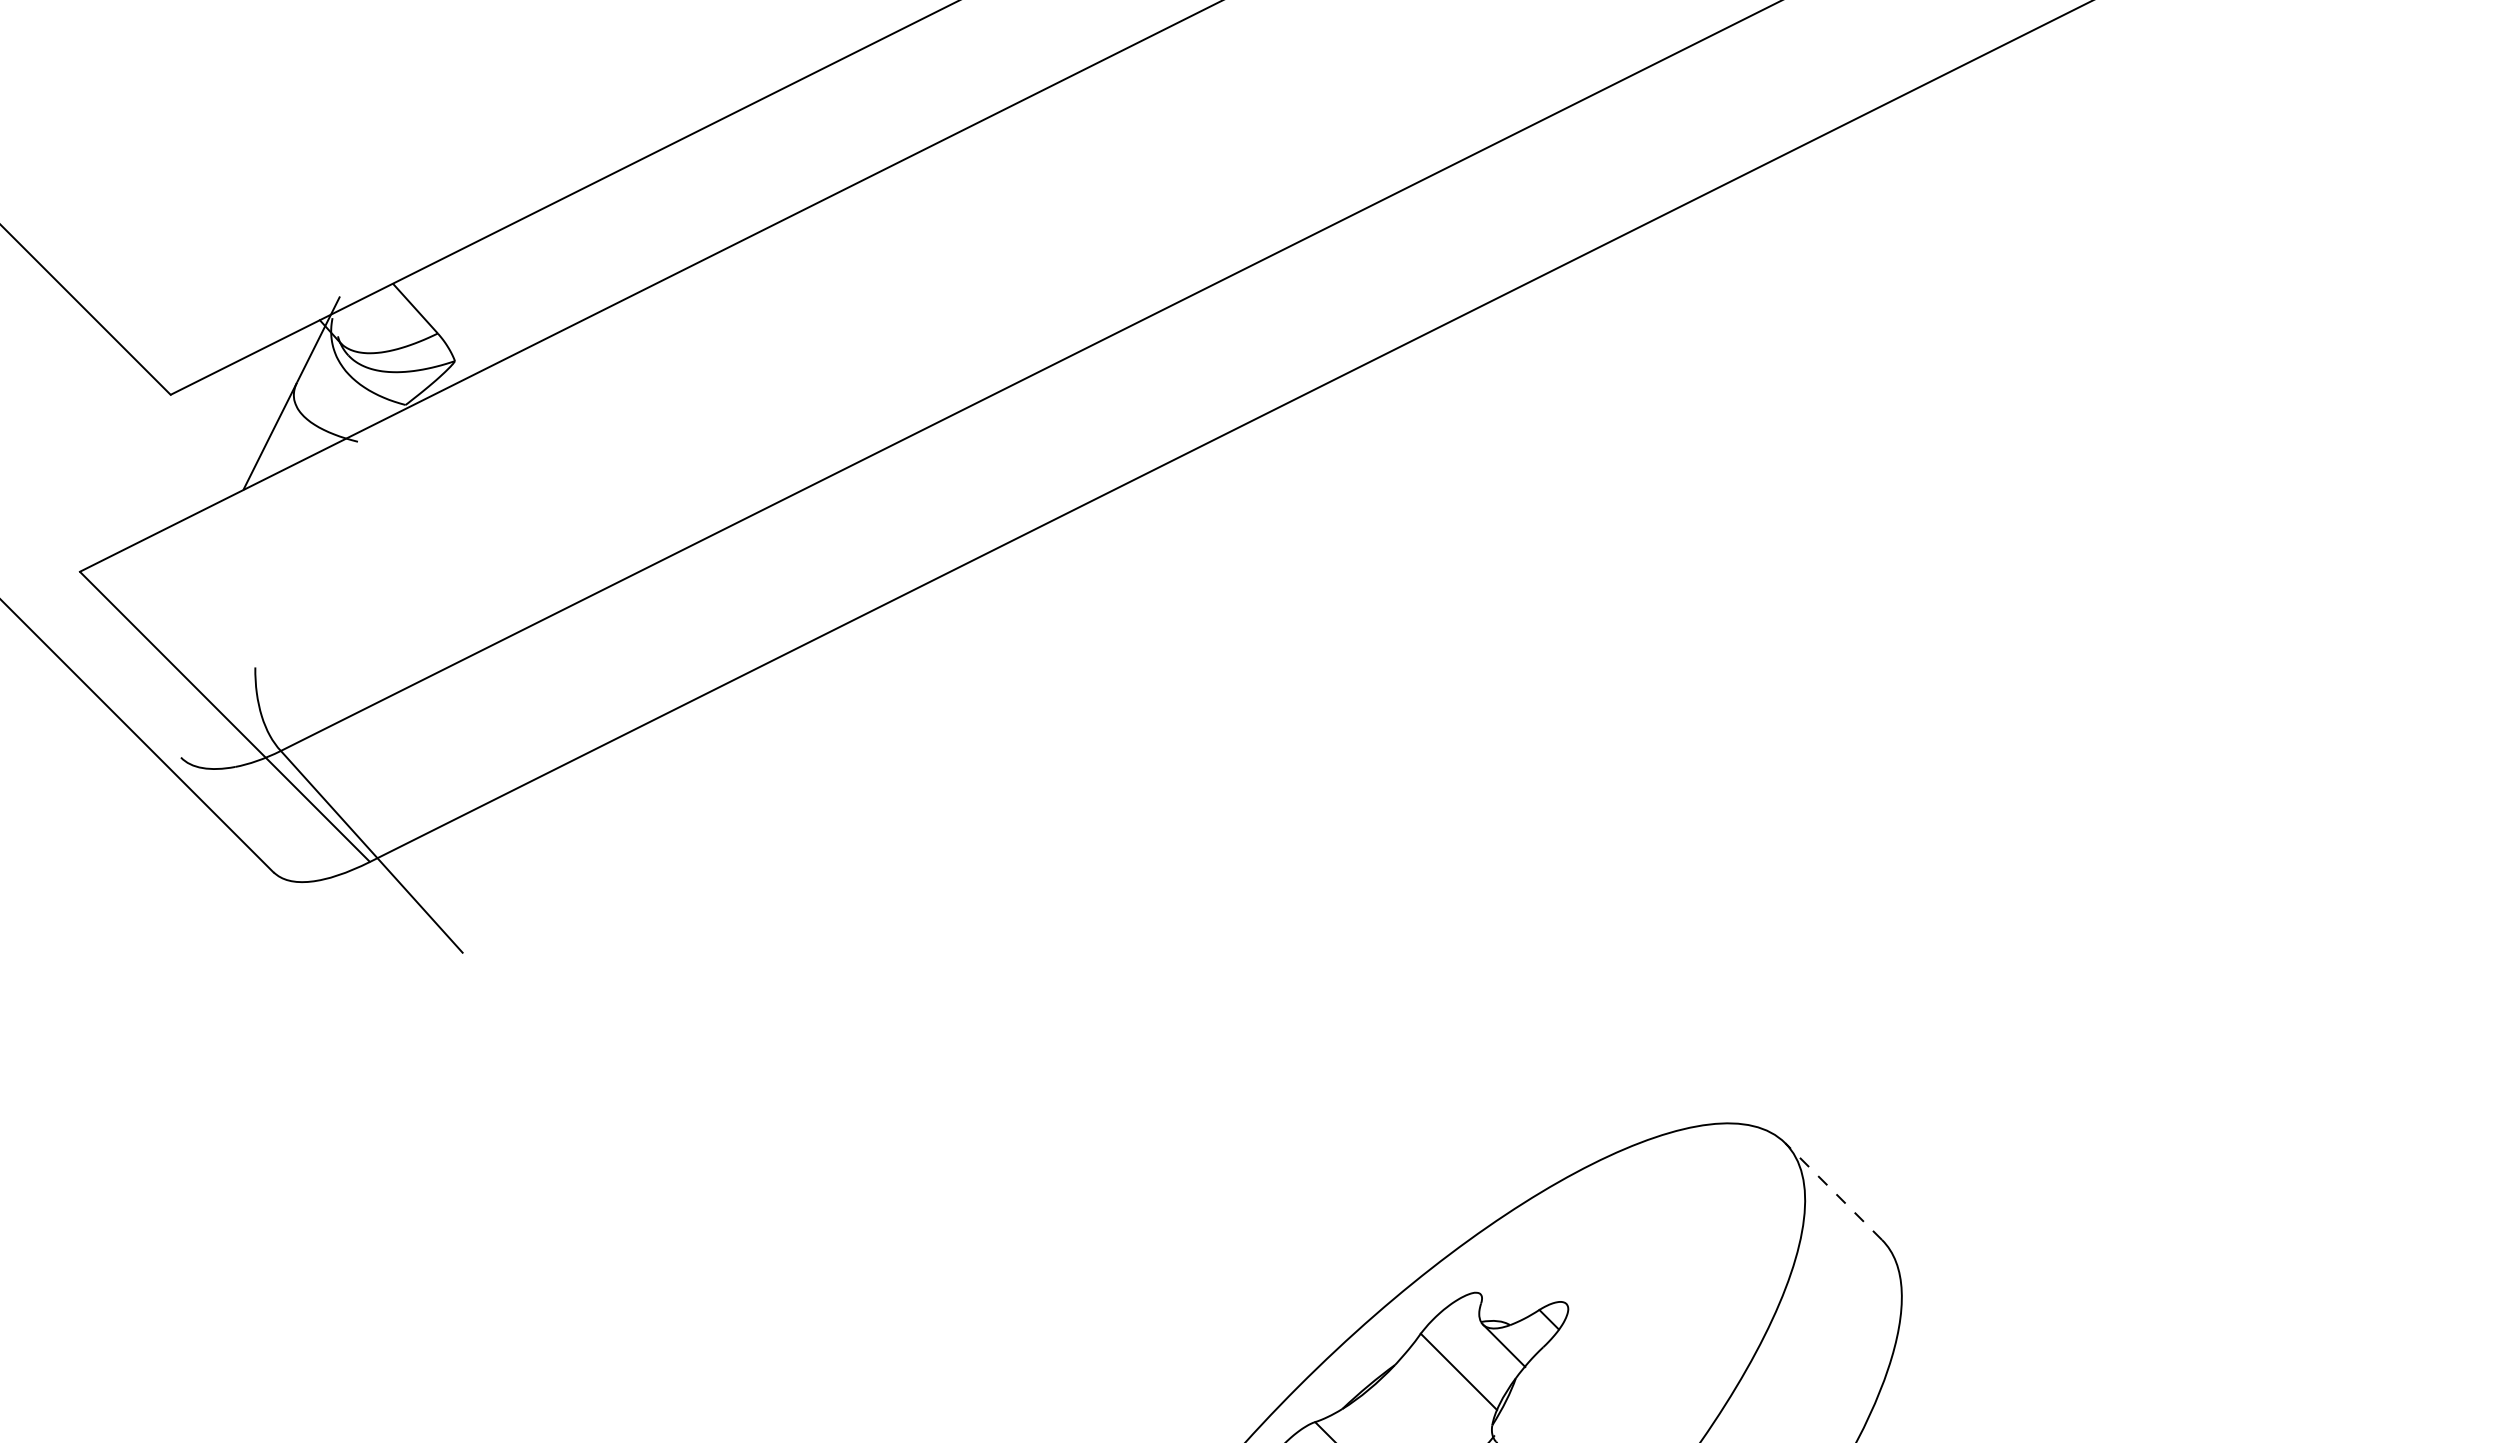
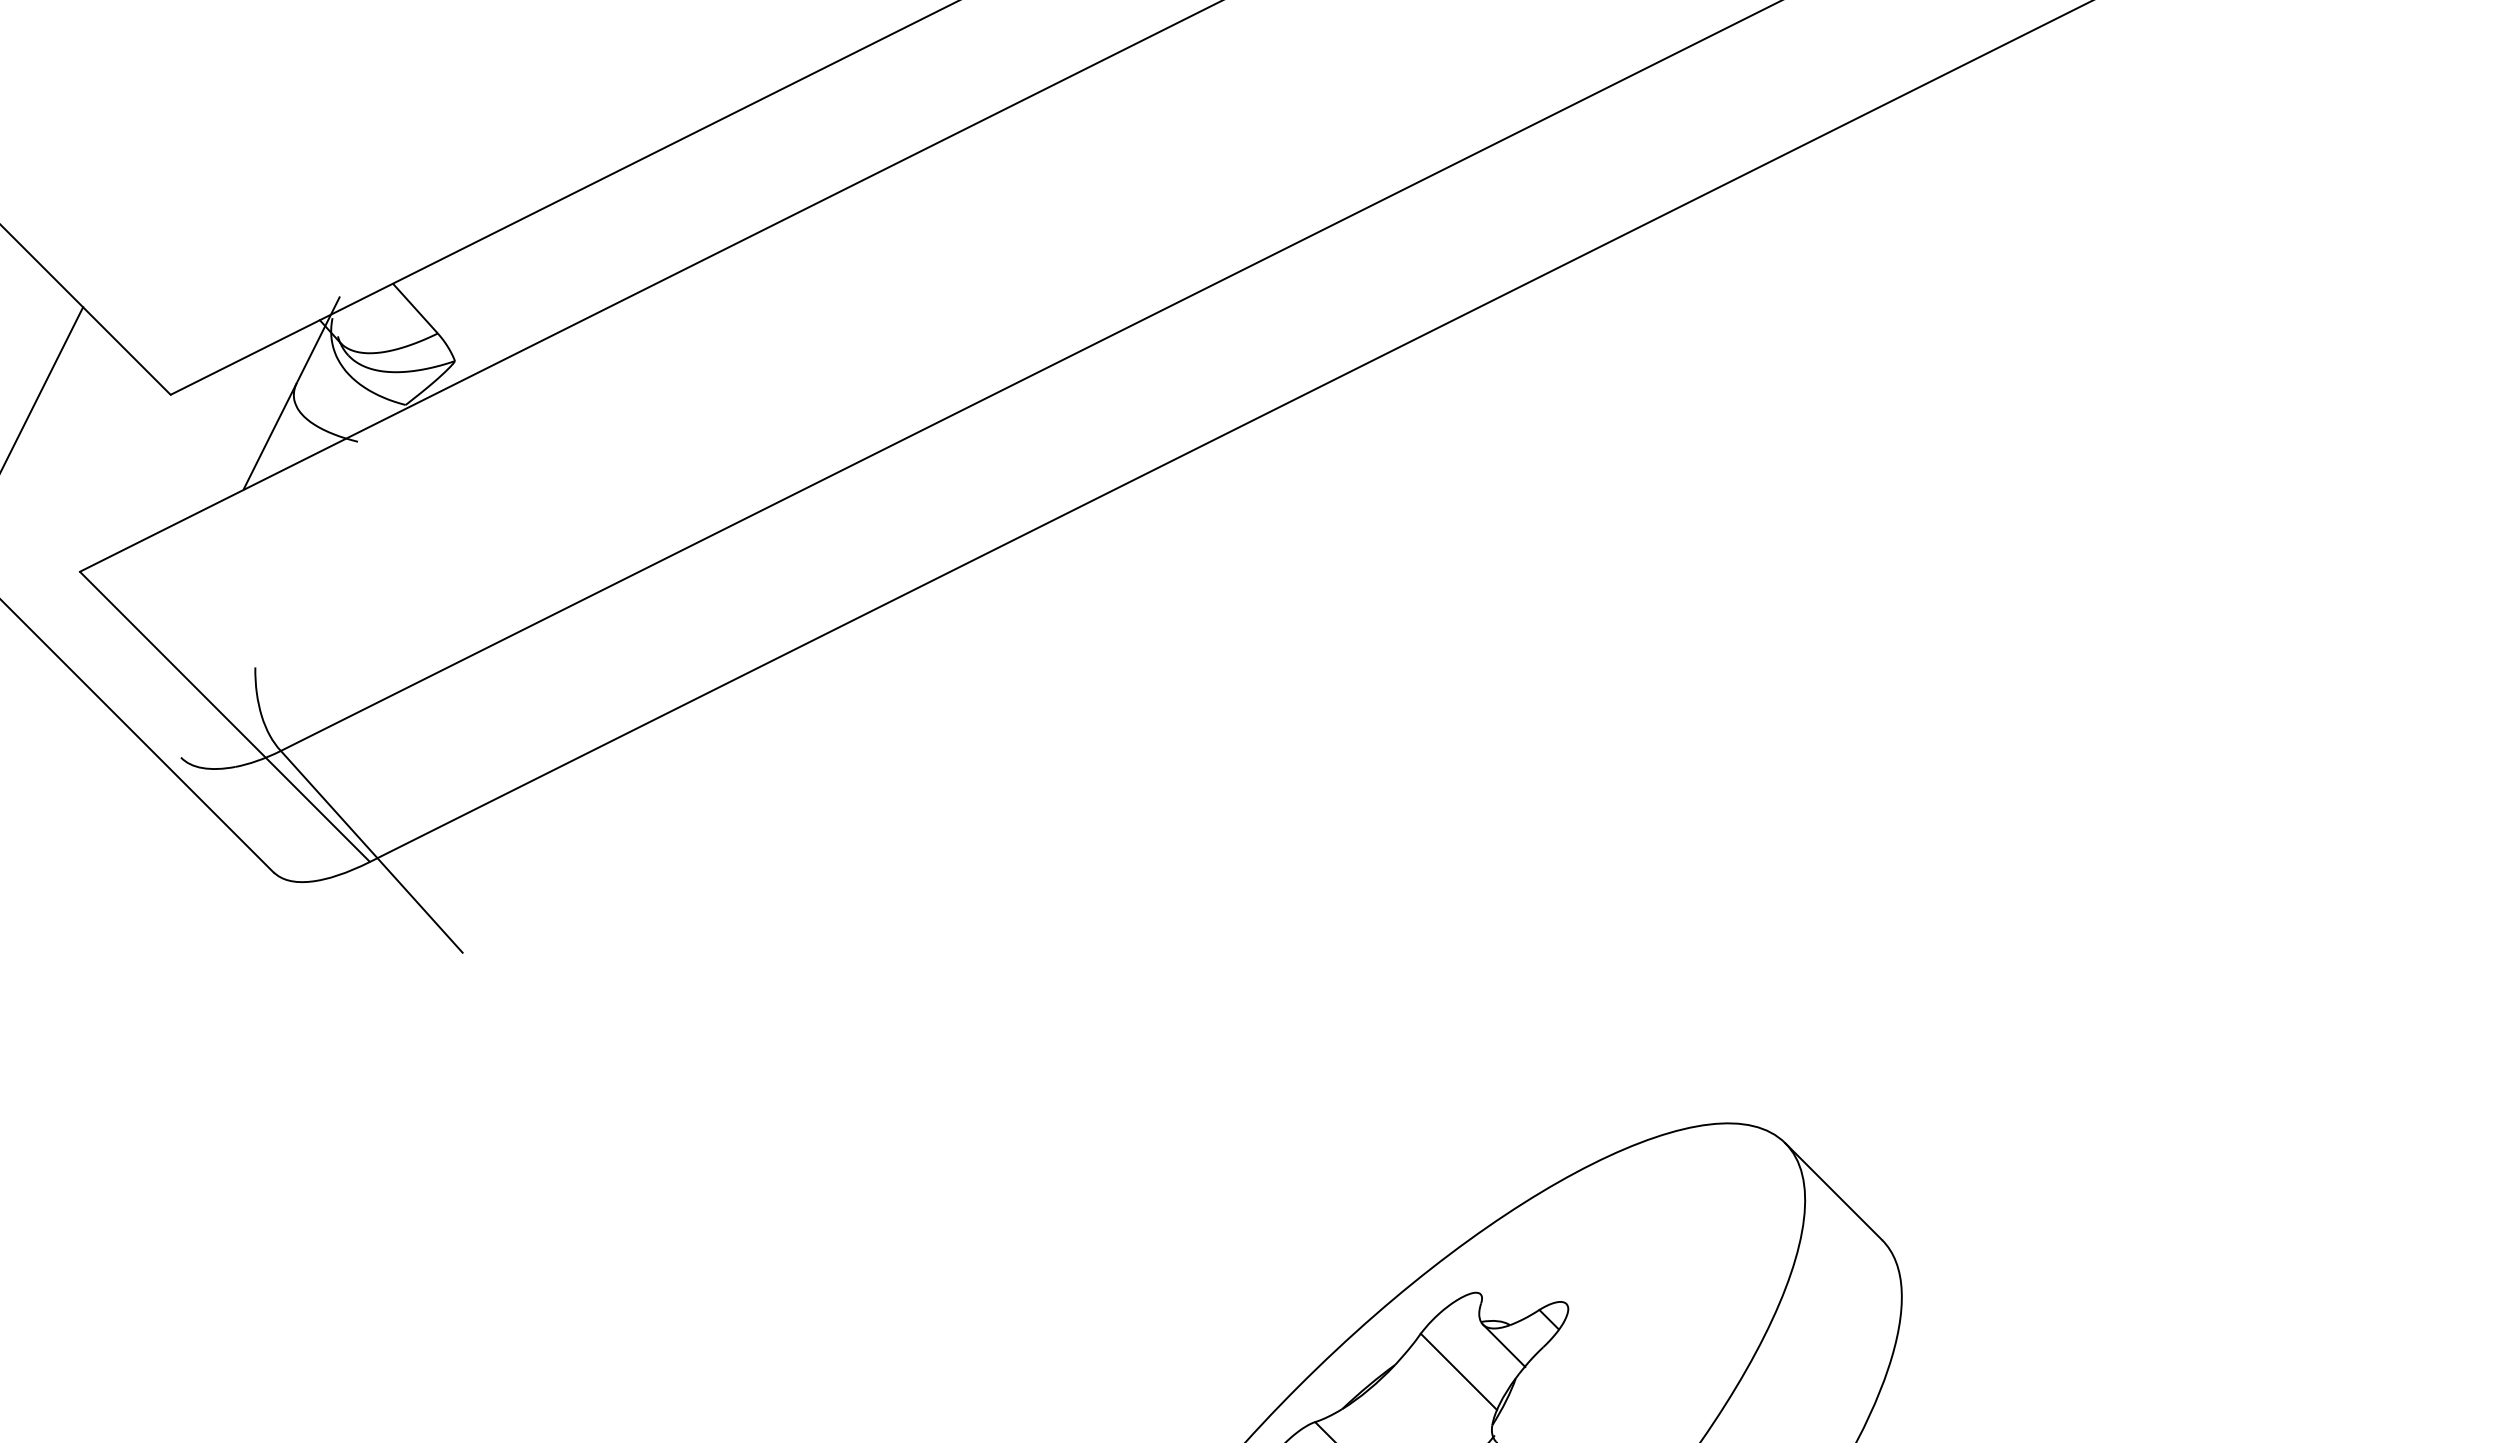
line: none -> present (42, 387)
line: dashed -> solid (1833, 1191)
